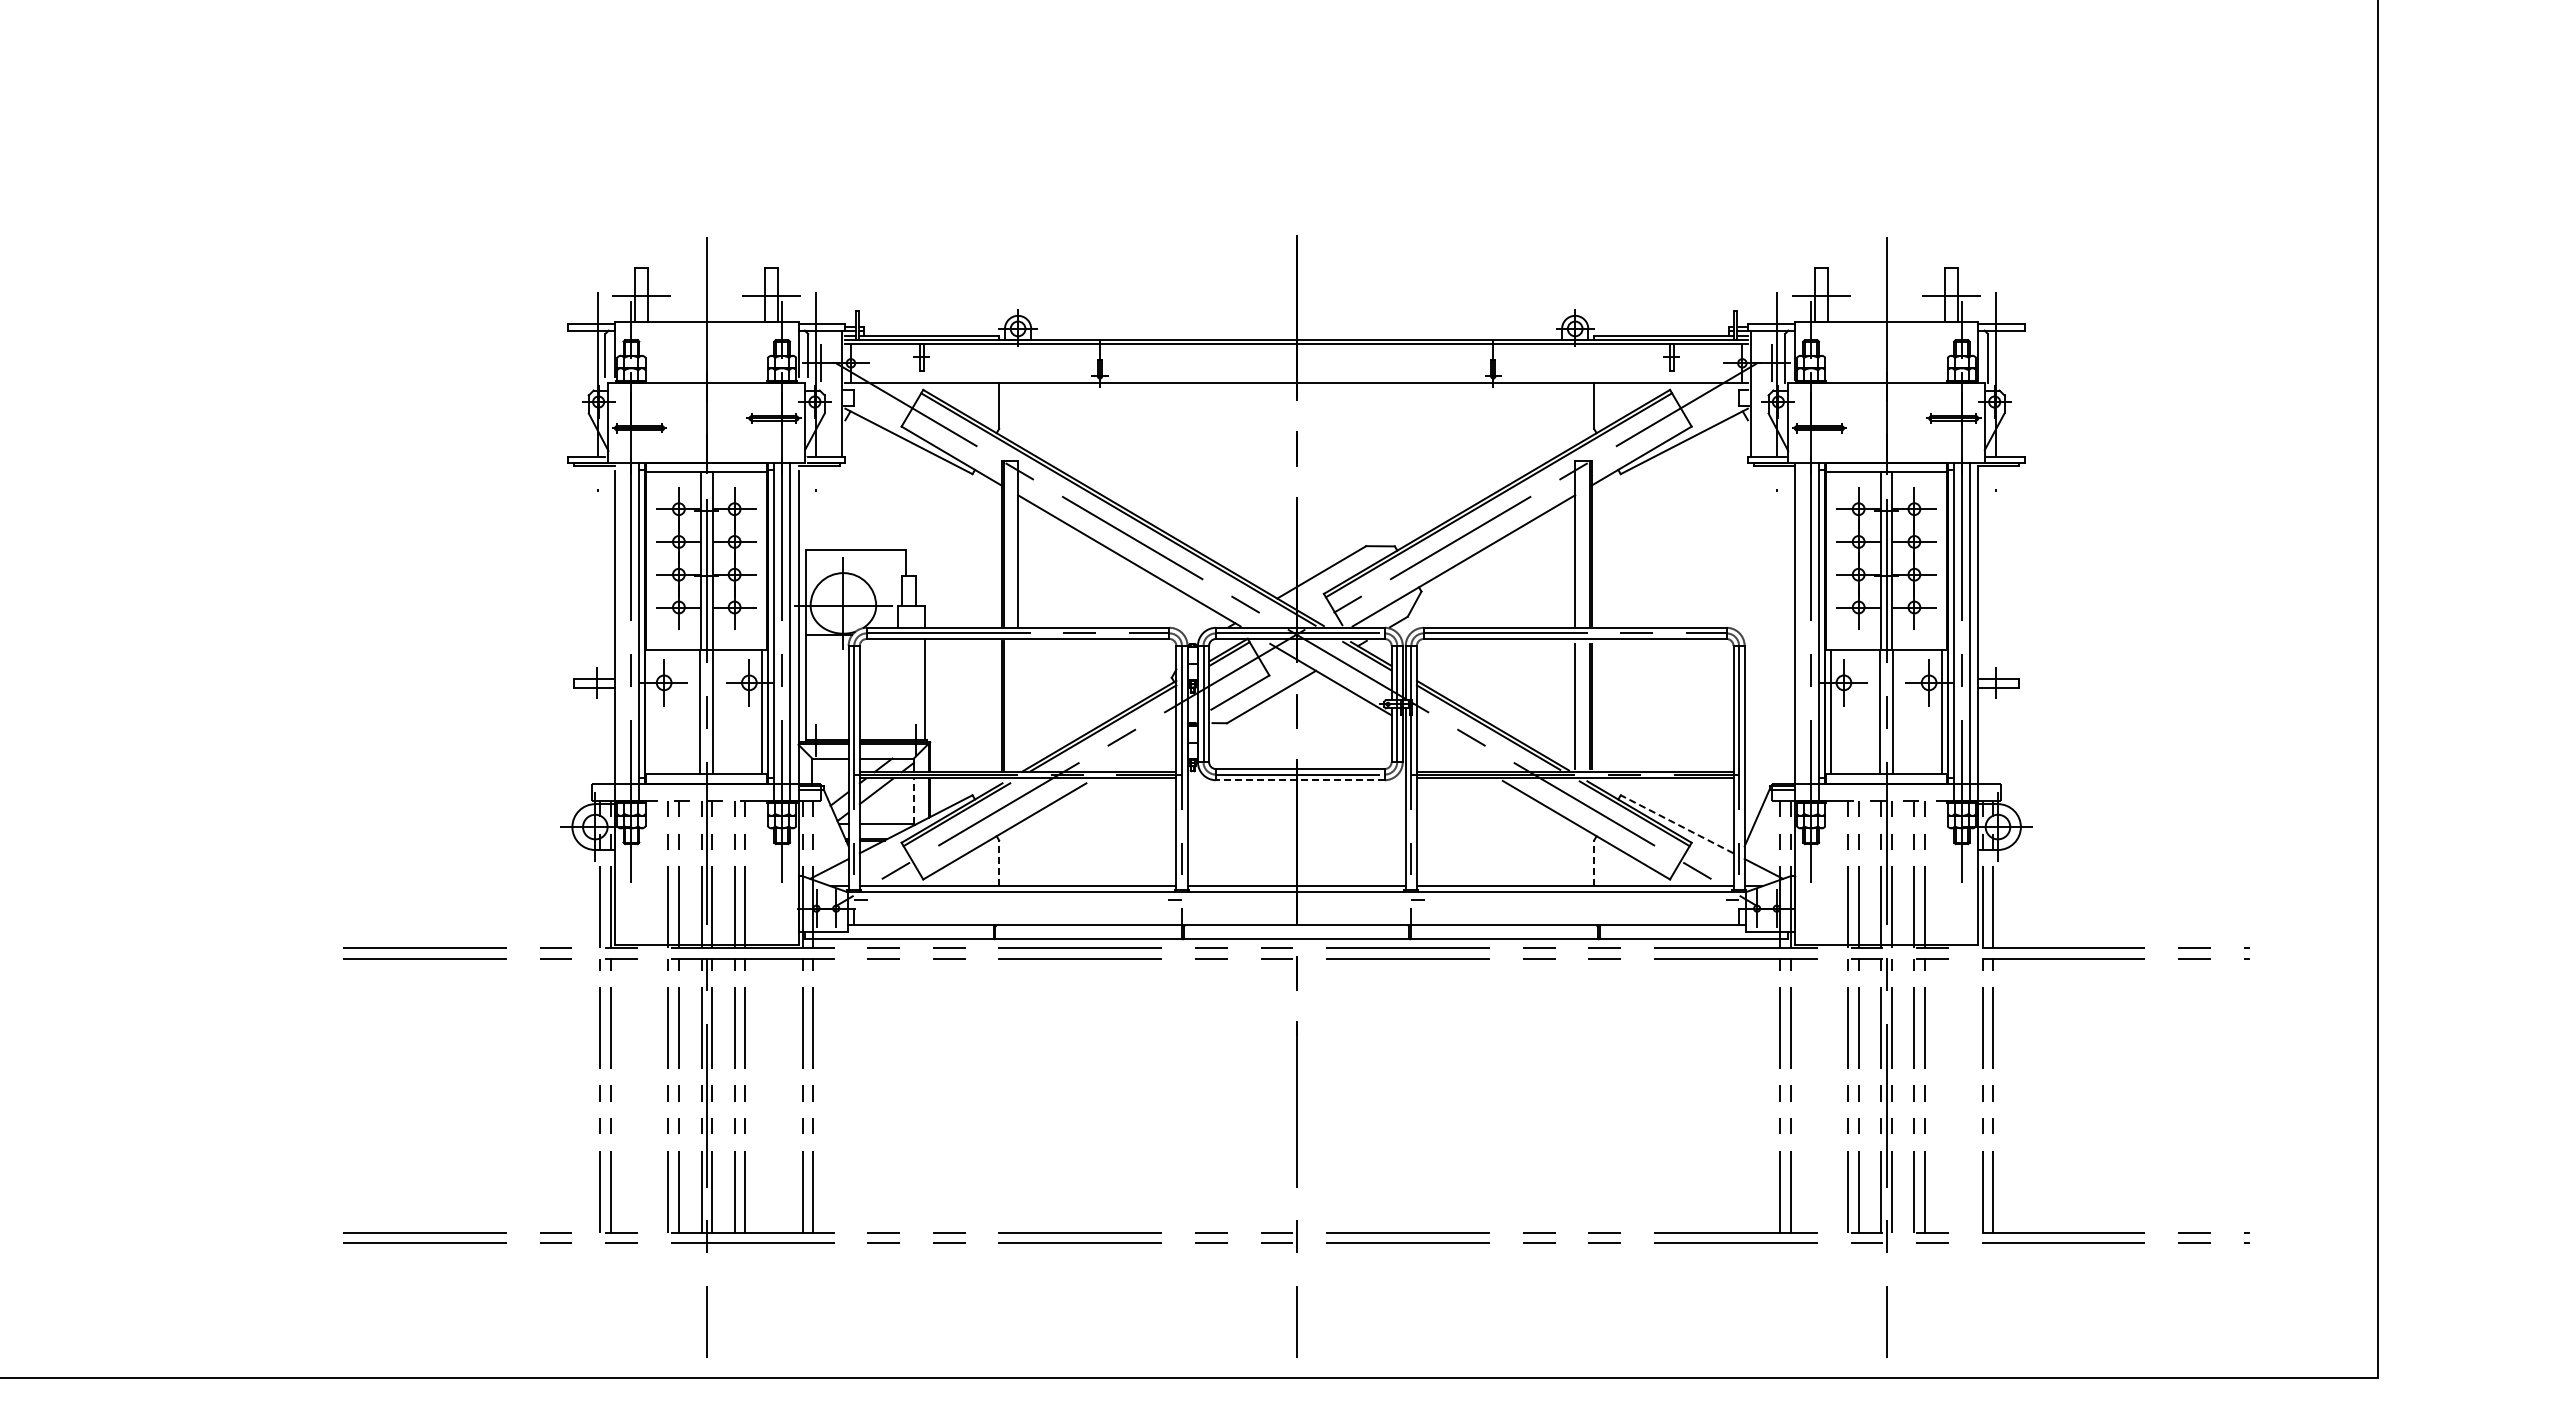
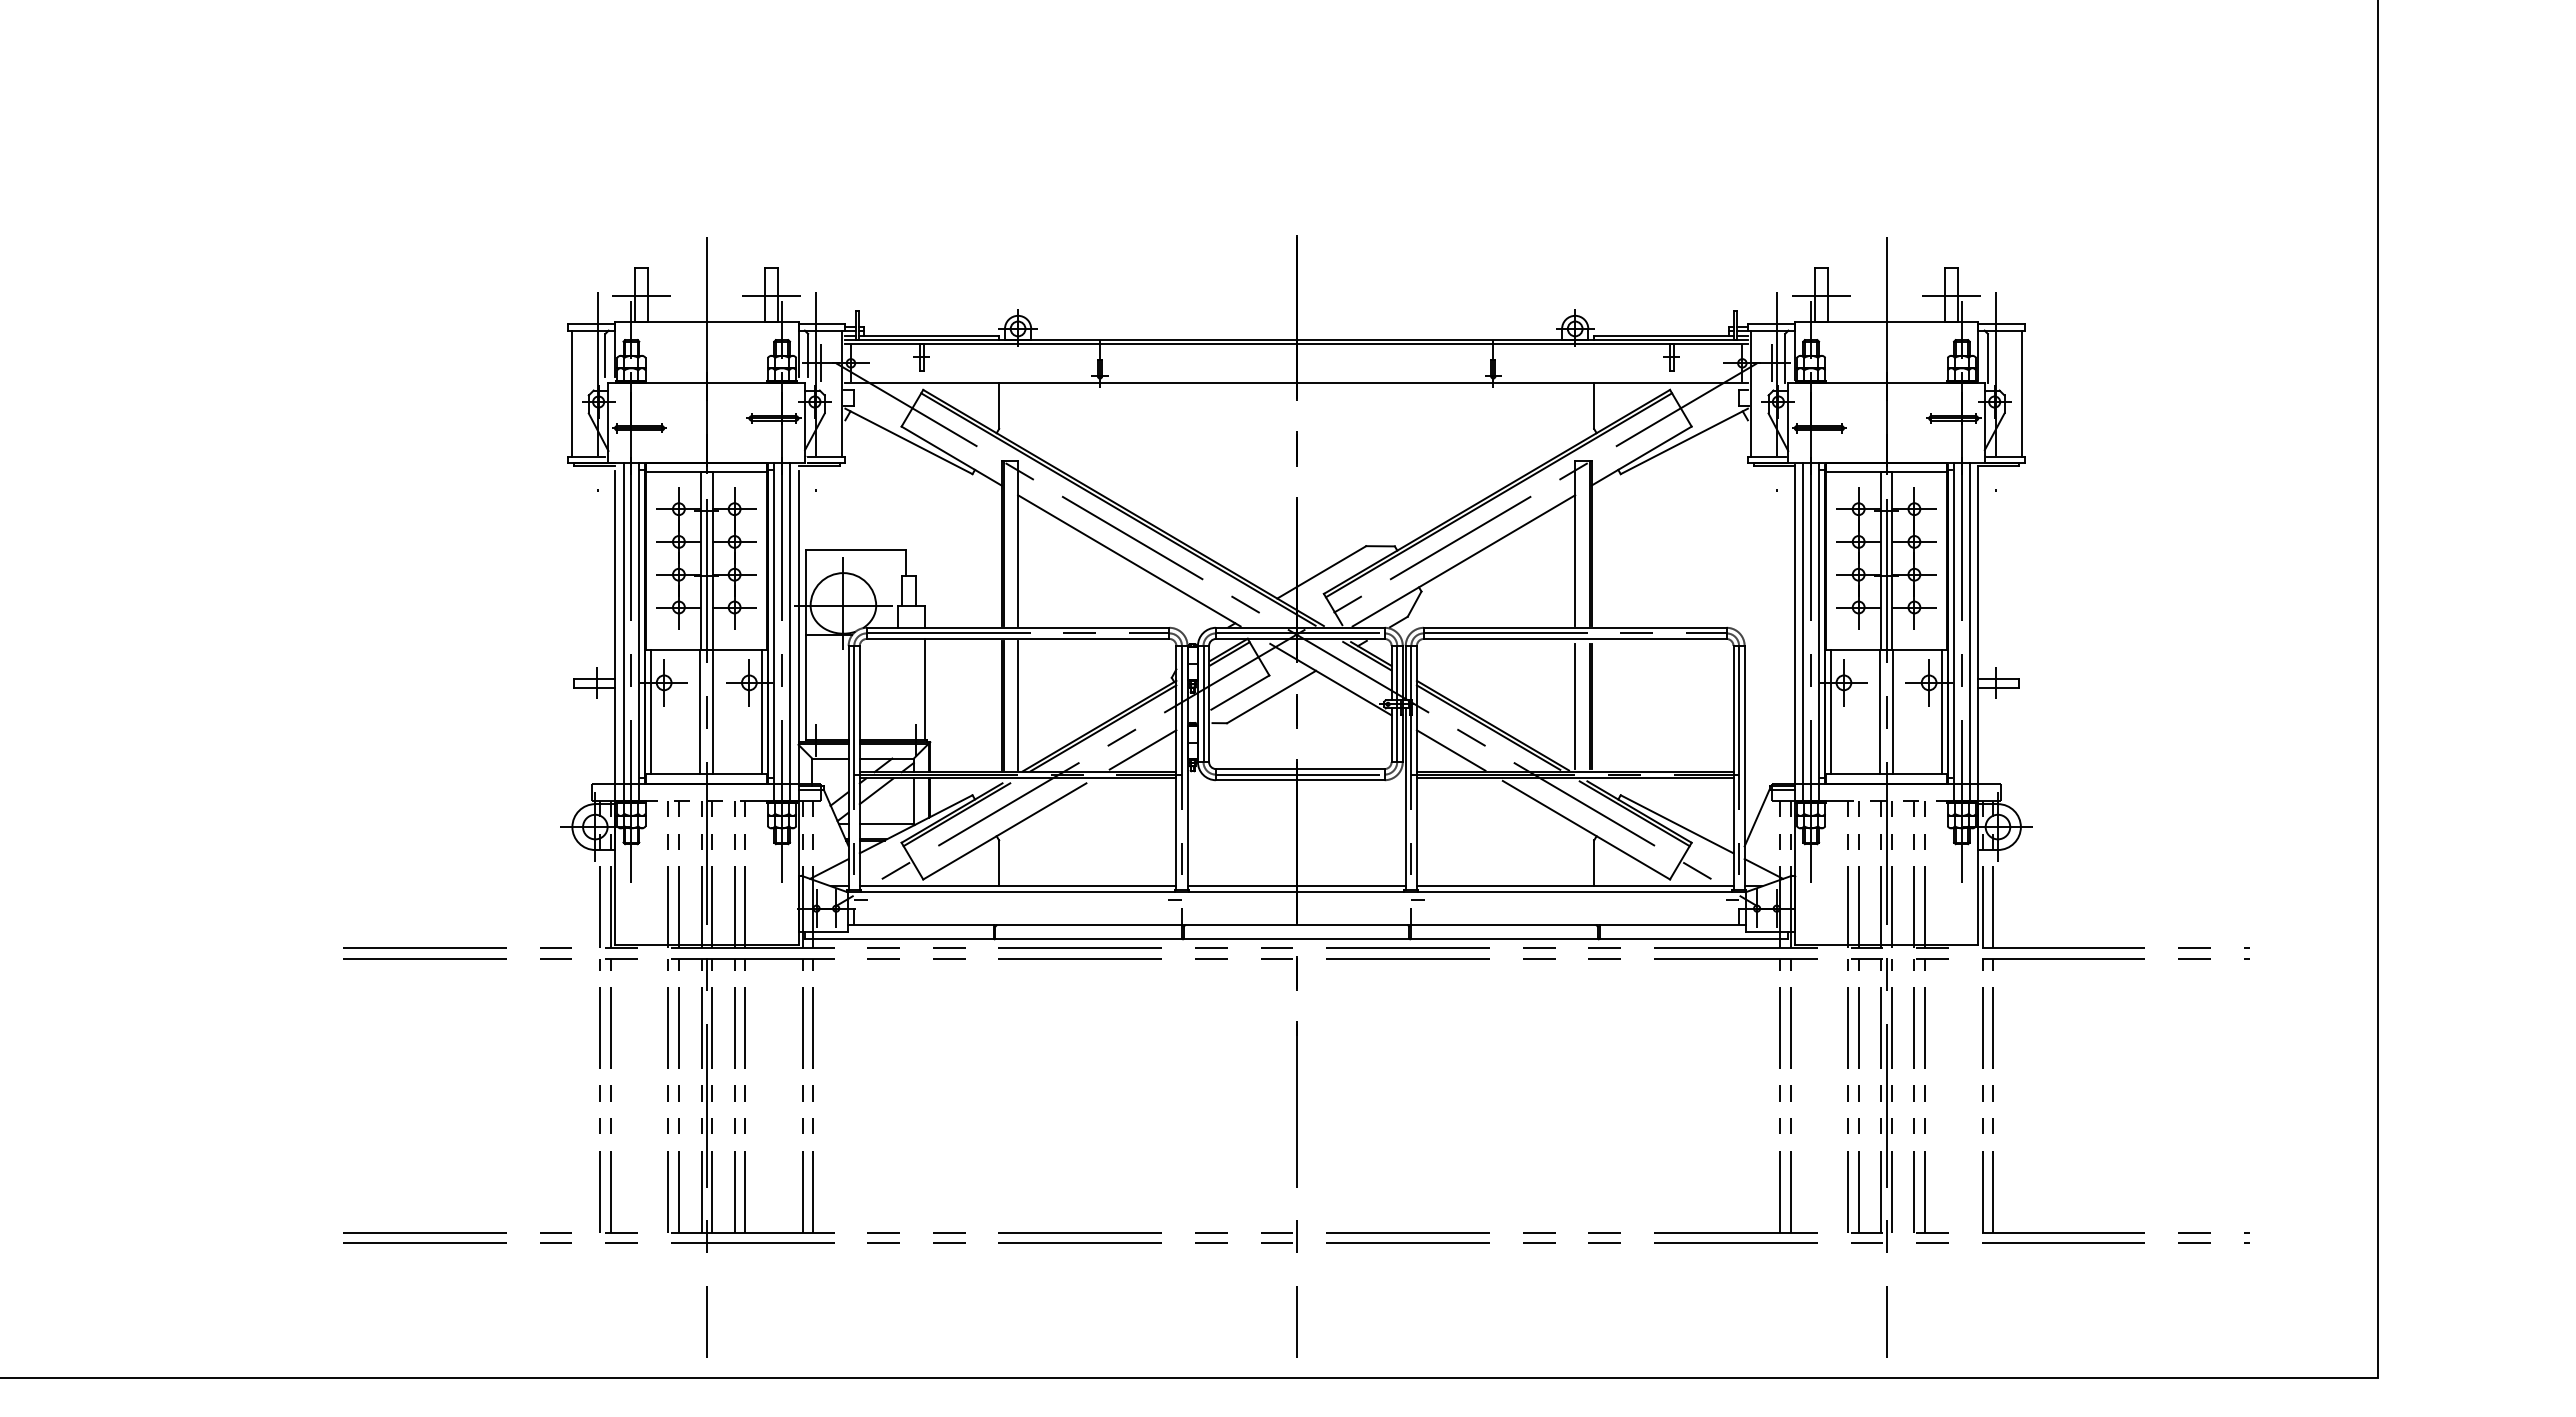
line: none -> present (571, 393)
line: none -> present (2021, 393)
line: none -> present (623, 631)
line: none -> present (1803, 631)
line: none -> present (1018, 704)
line: none -> present (651, 711)
line: none -> present (1142, 749)
line: none -> present (1450, 750)
line: dashed -> solid (1299, 780)
line: dashed -> solid (913, 801)
line: dashed -> solid (1676, 824)
line: dashed -> solid (999, 863)
line: dashed -> solid (1594, 863)
